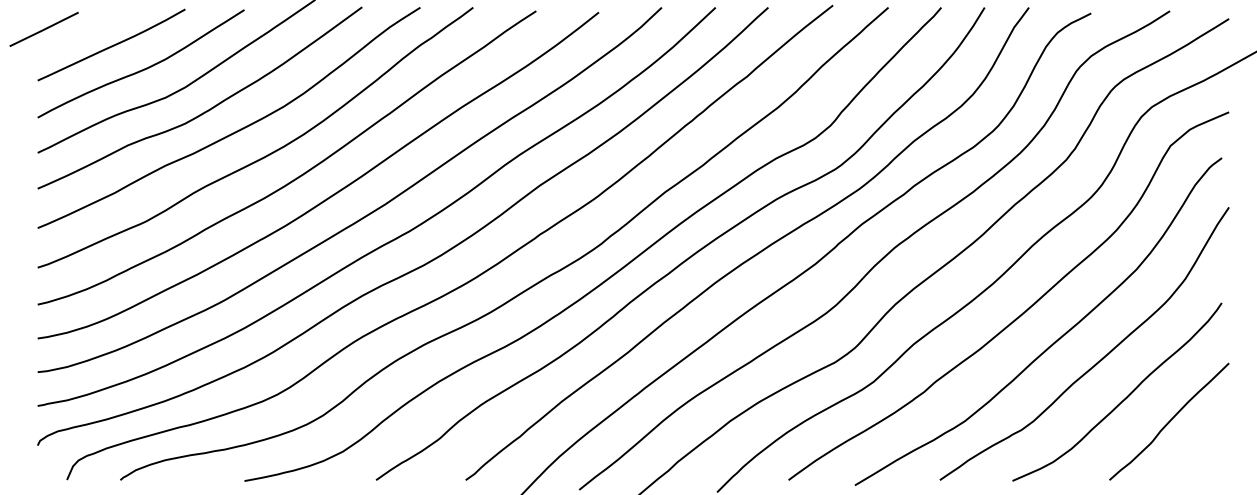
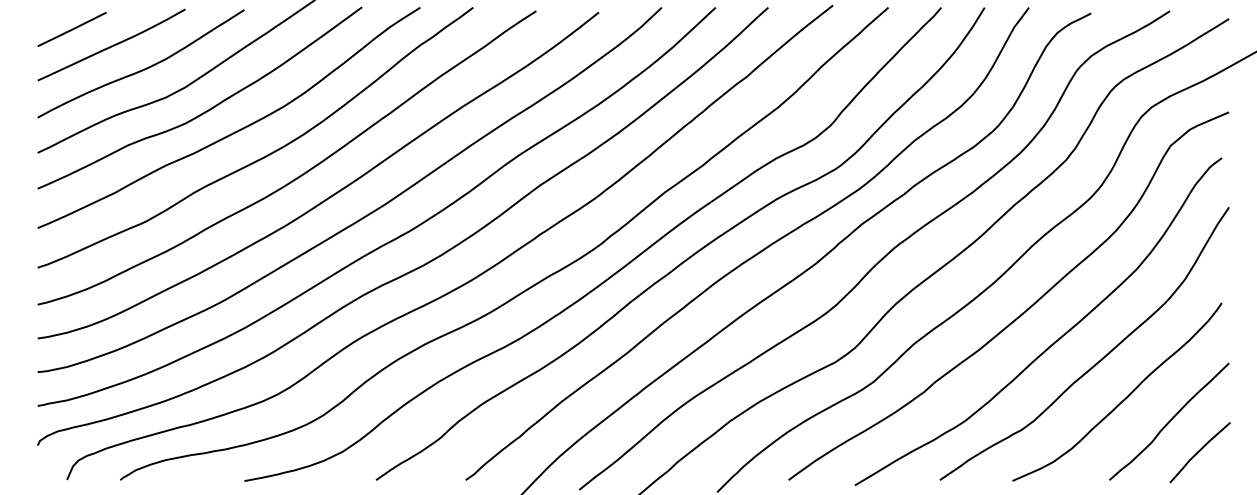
line position: (43, 29) -> (71, 29) (71, 29)
line: none -> present (1199, 452)
